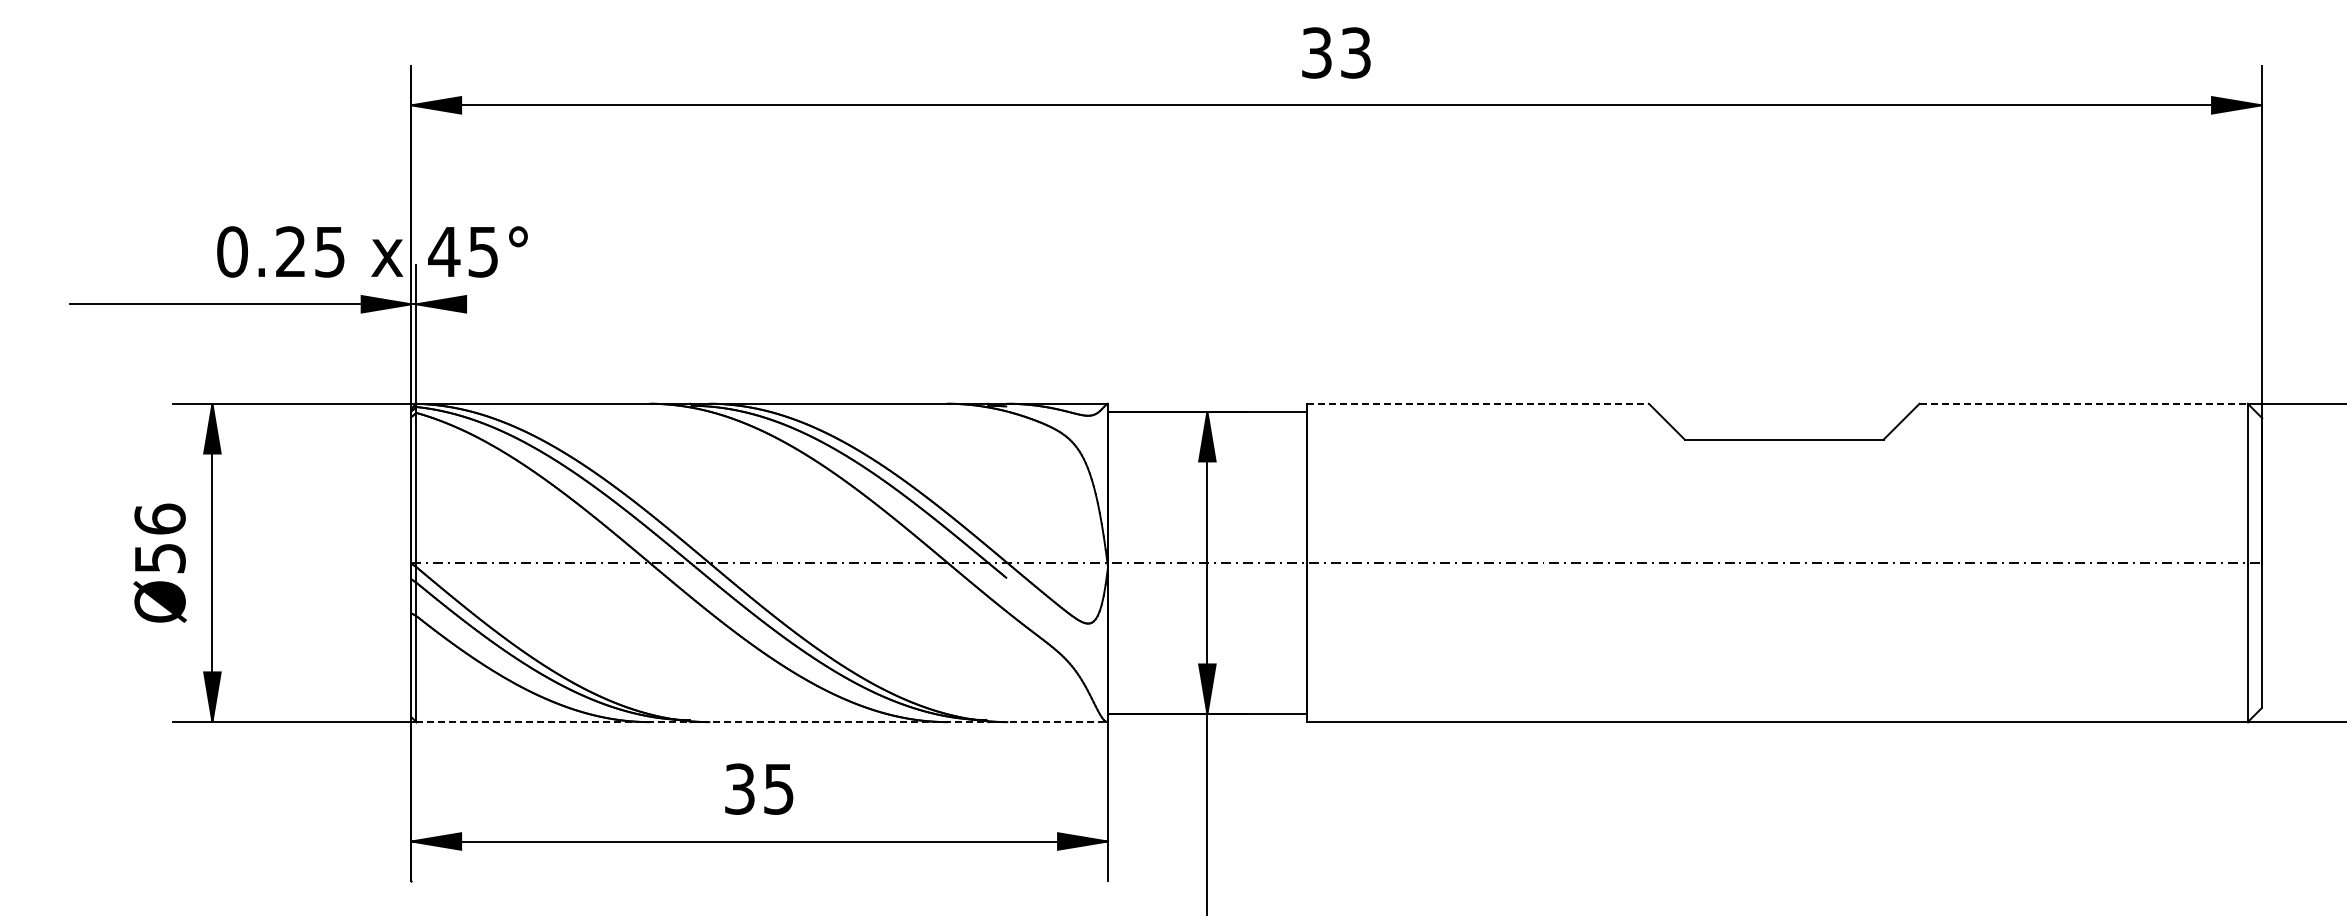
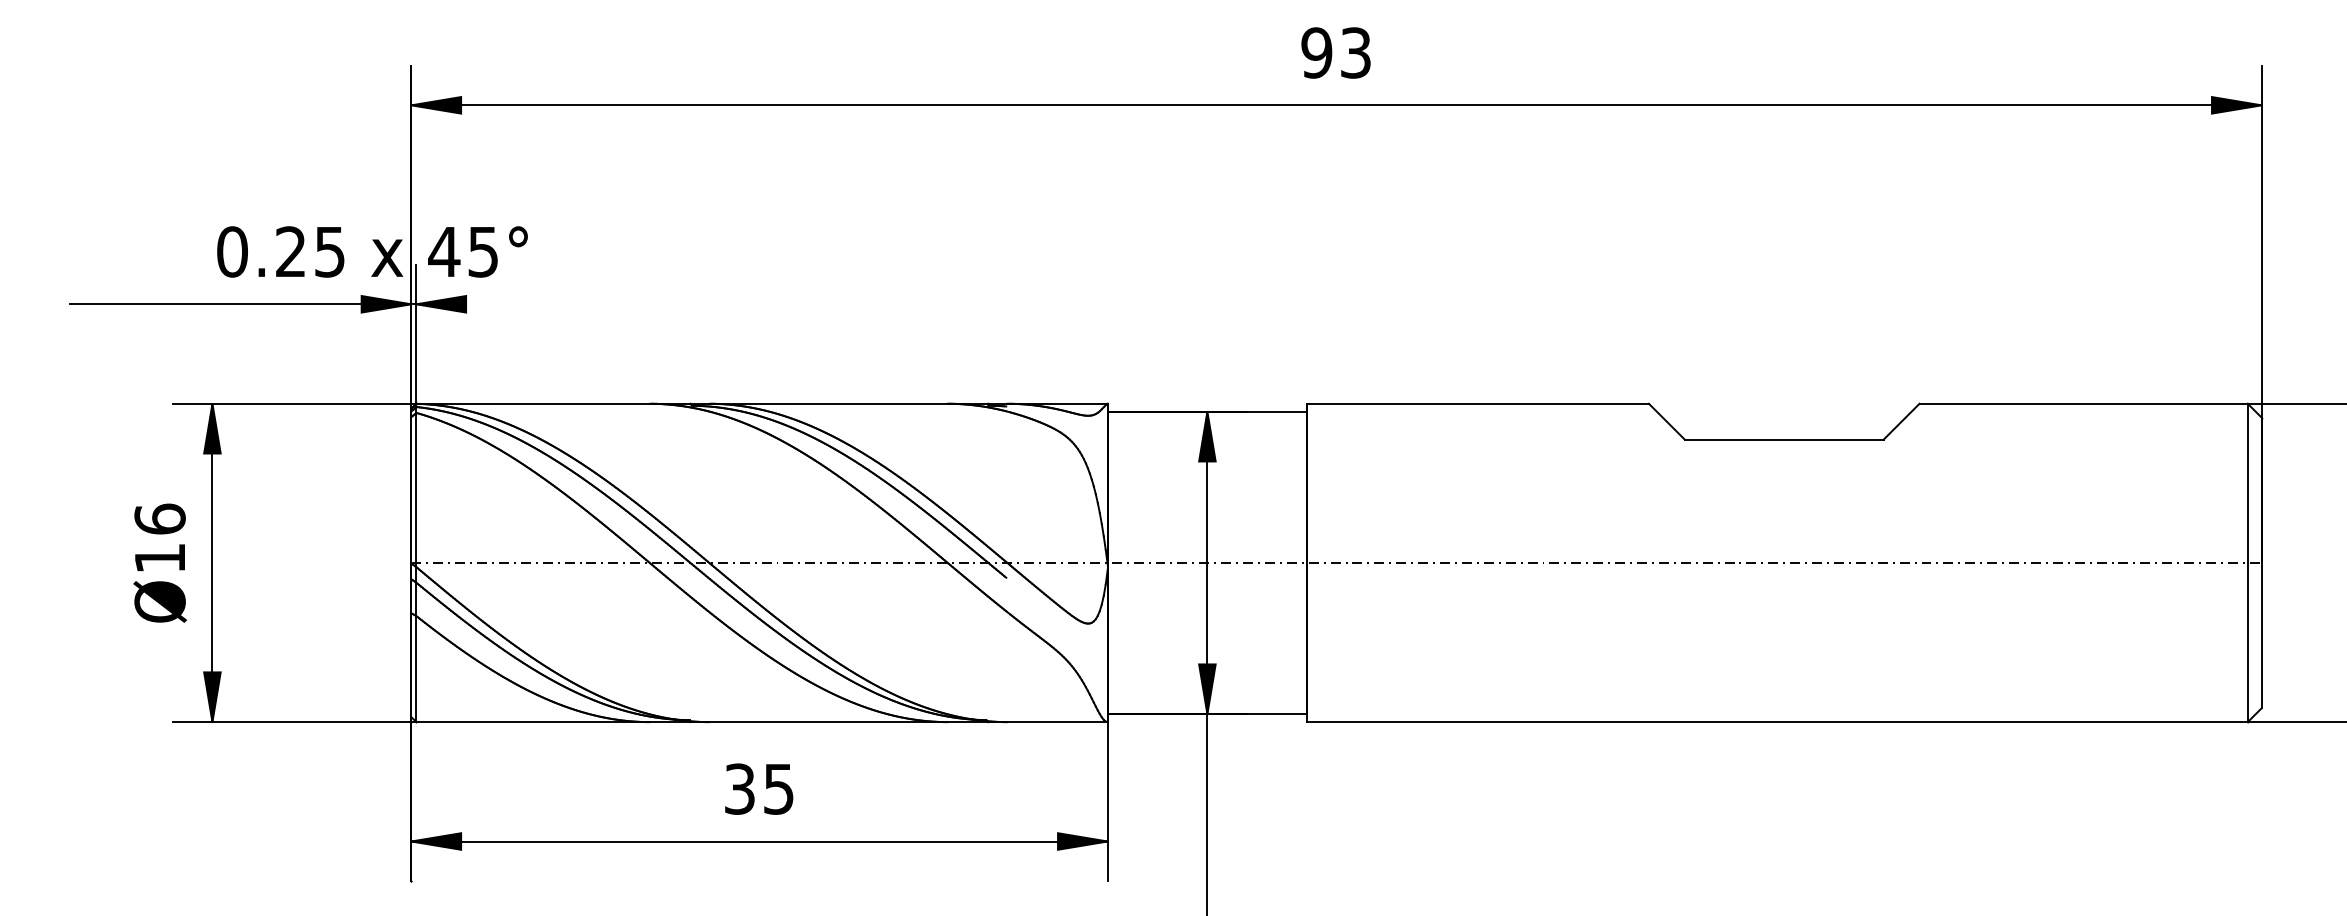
text: 33 -> 93 (1316, 52)
line: dashed -> solid (1478, 403)
line: dashed -> solid (2084, 403)
text: Ø56 -> Ø16 (160, 558)
line: dashed -> solid (762, 722)
